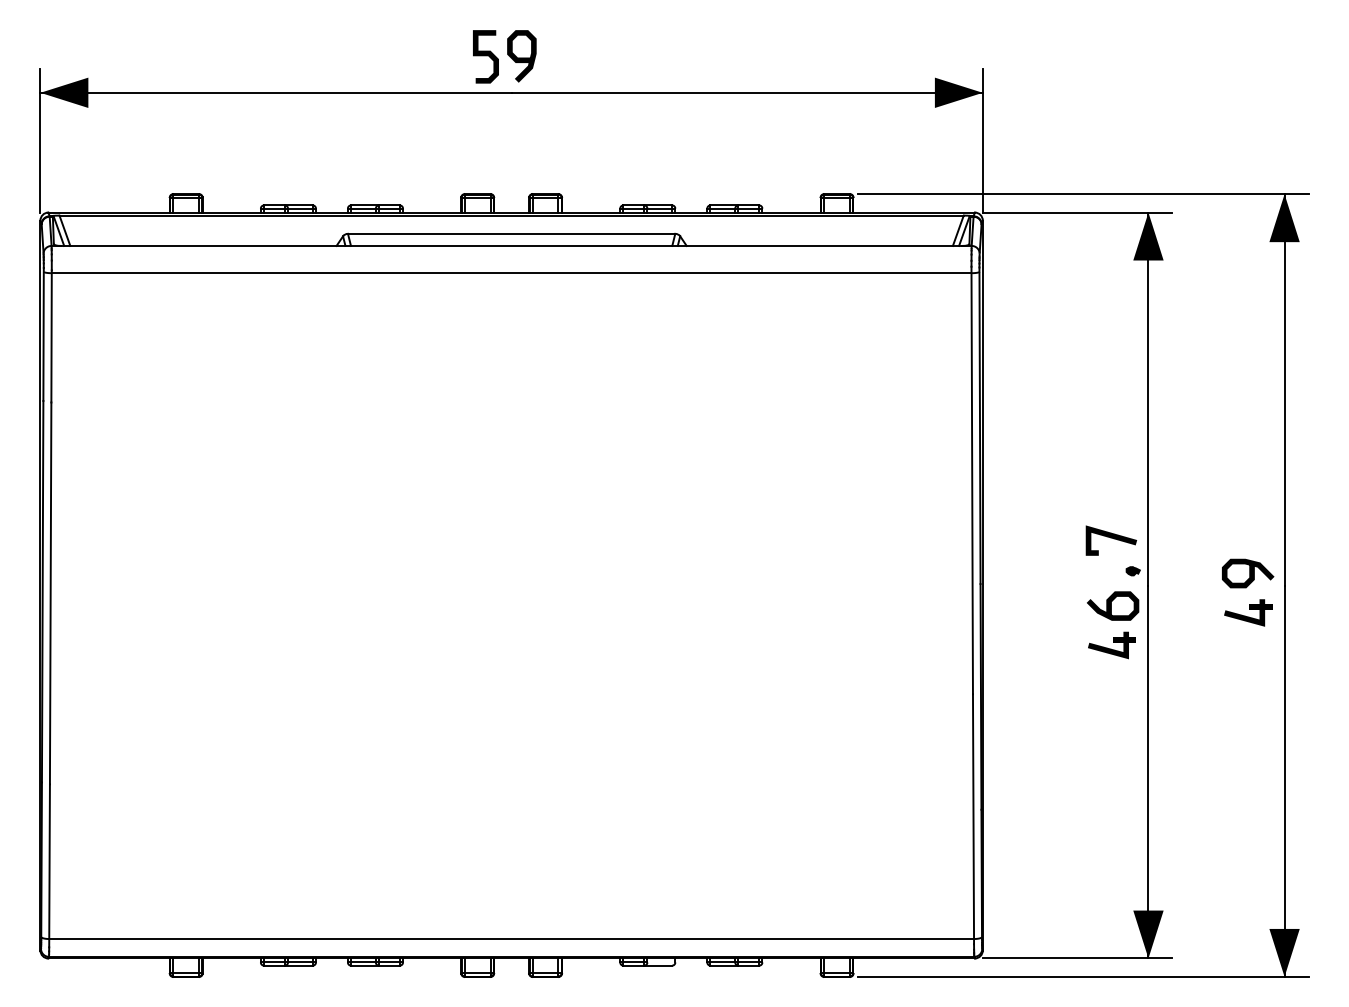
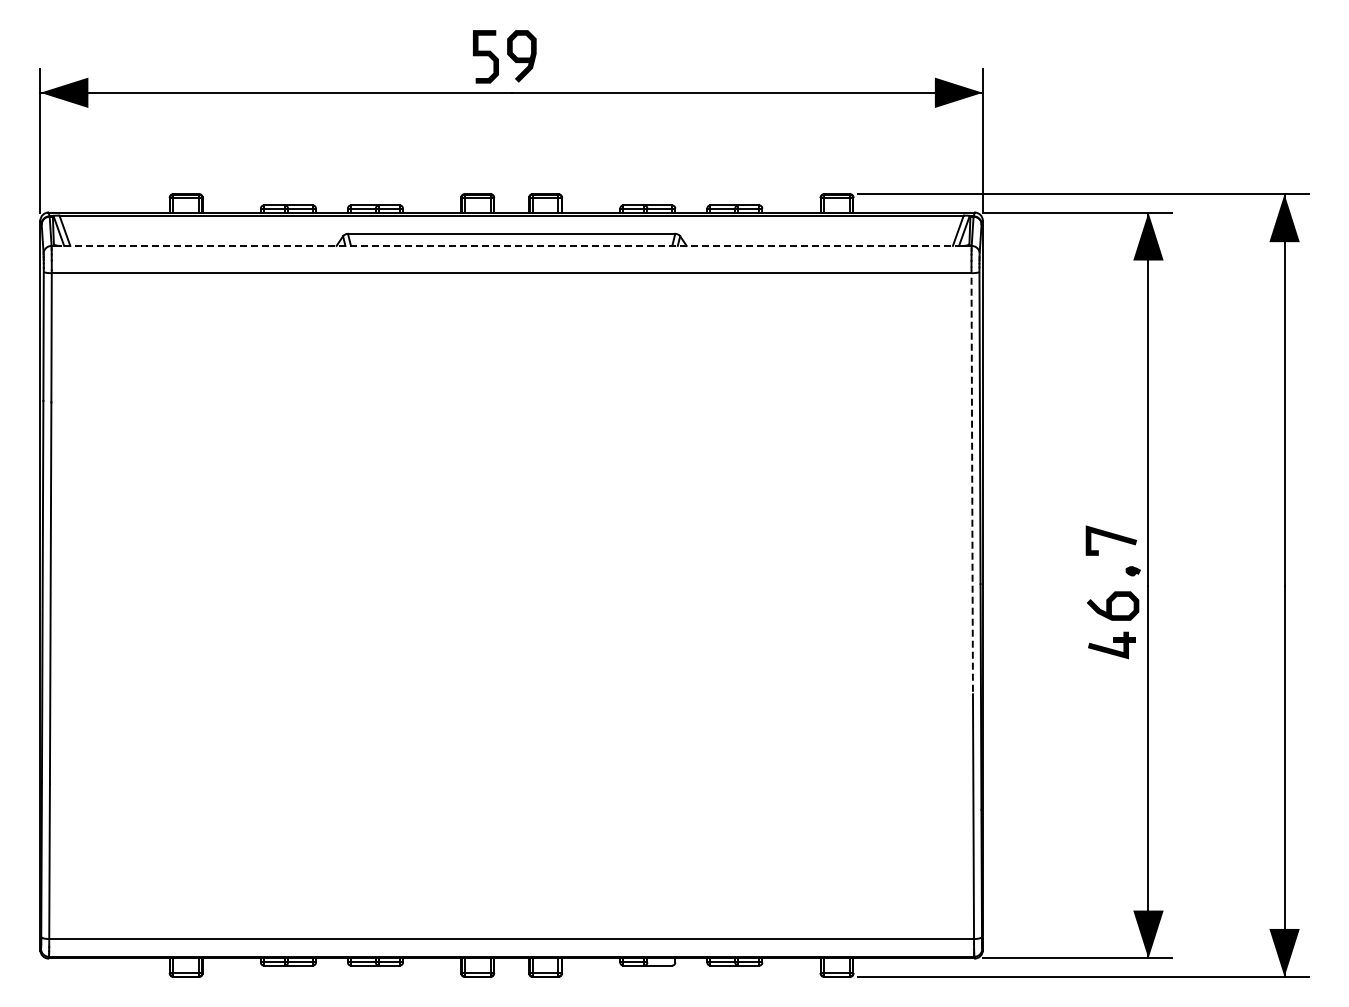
line: solid -> dashed (511, 245)
line: solid -> dashed (972, 480)
curve: present -> none (1249, 573)
part: present -> none (1248, 612)
